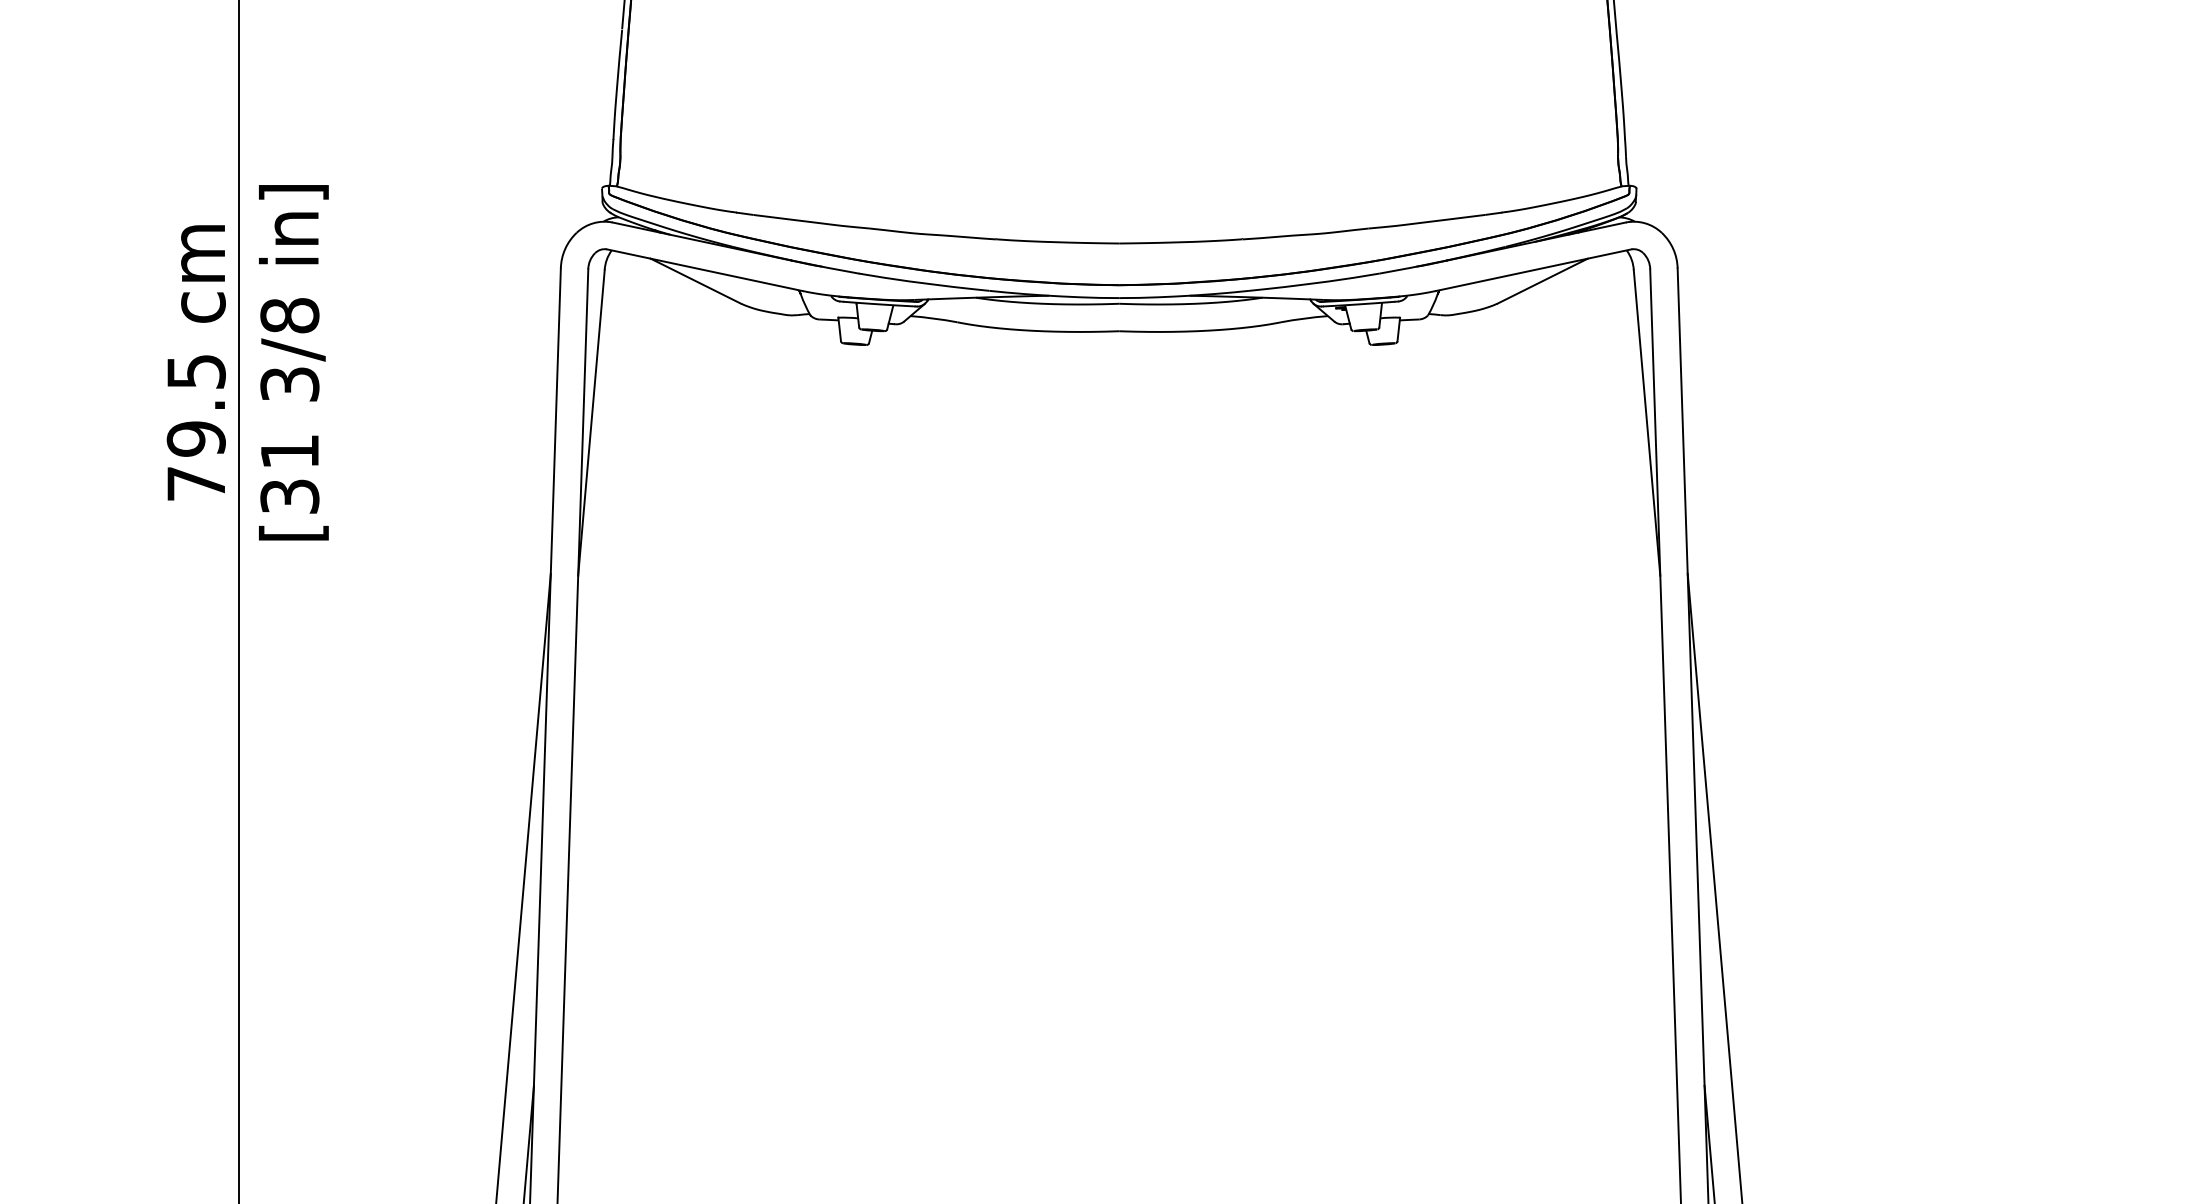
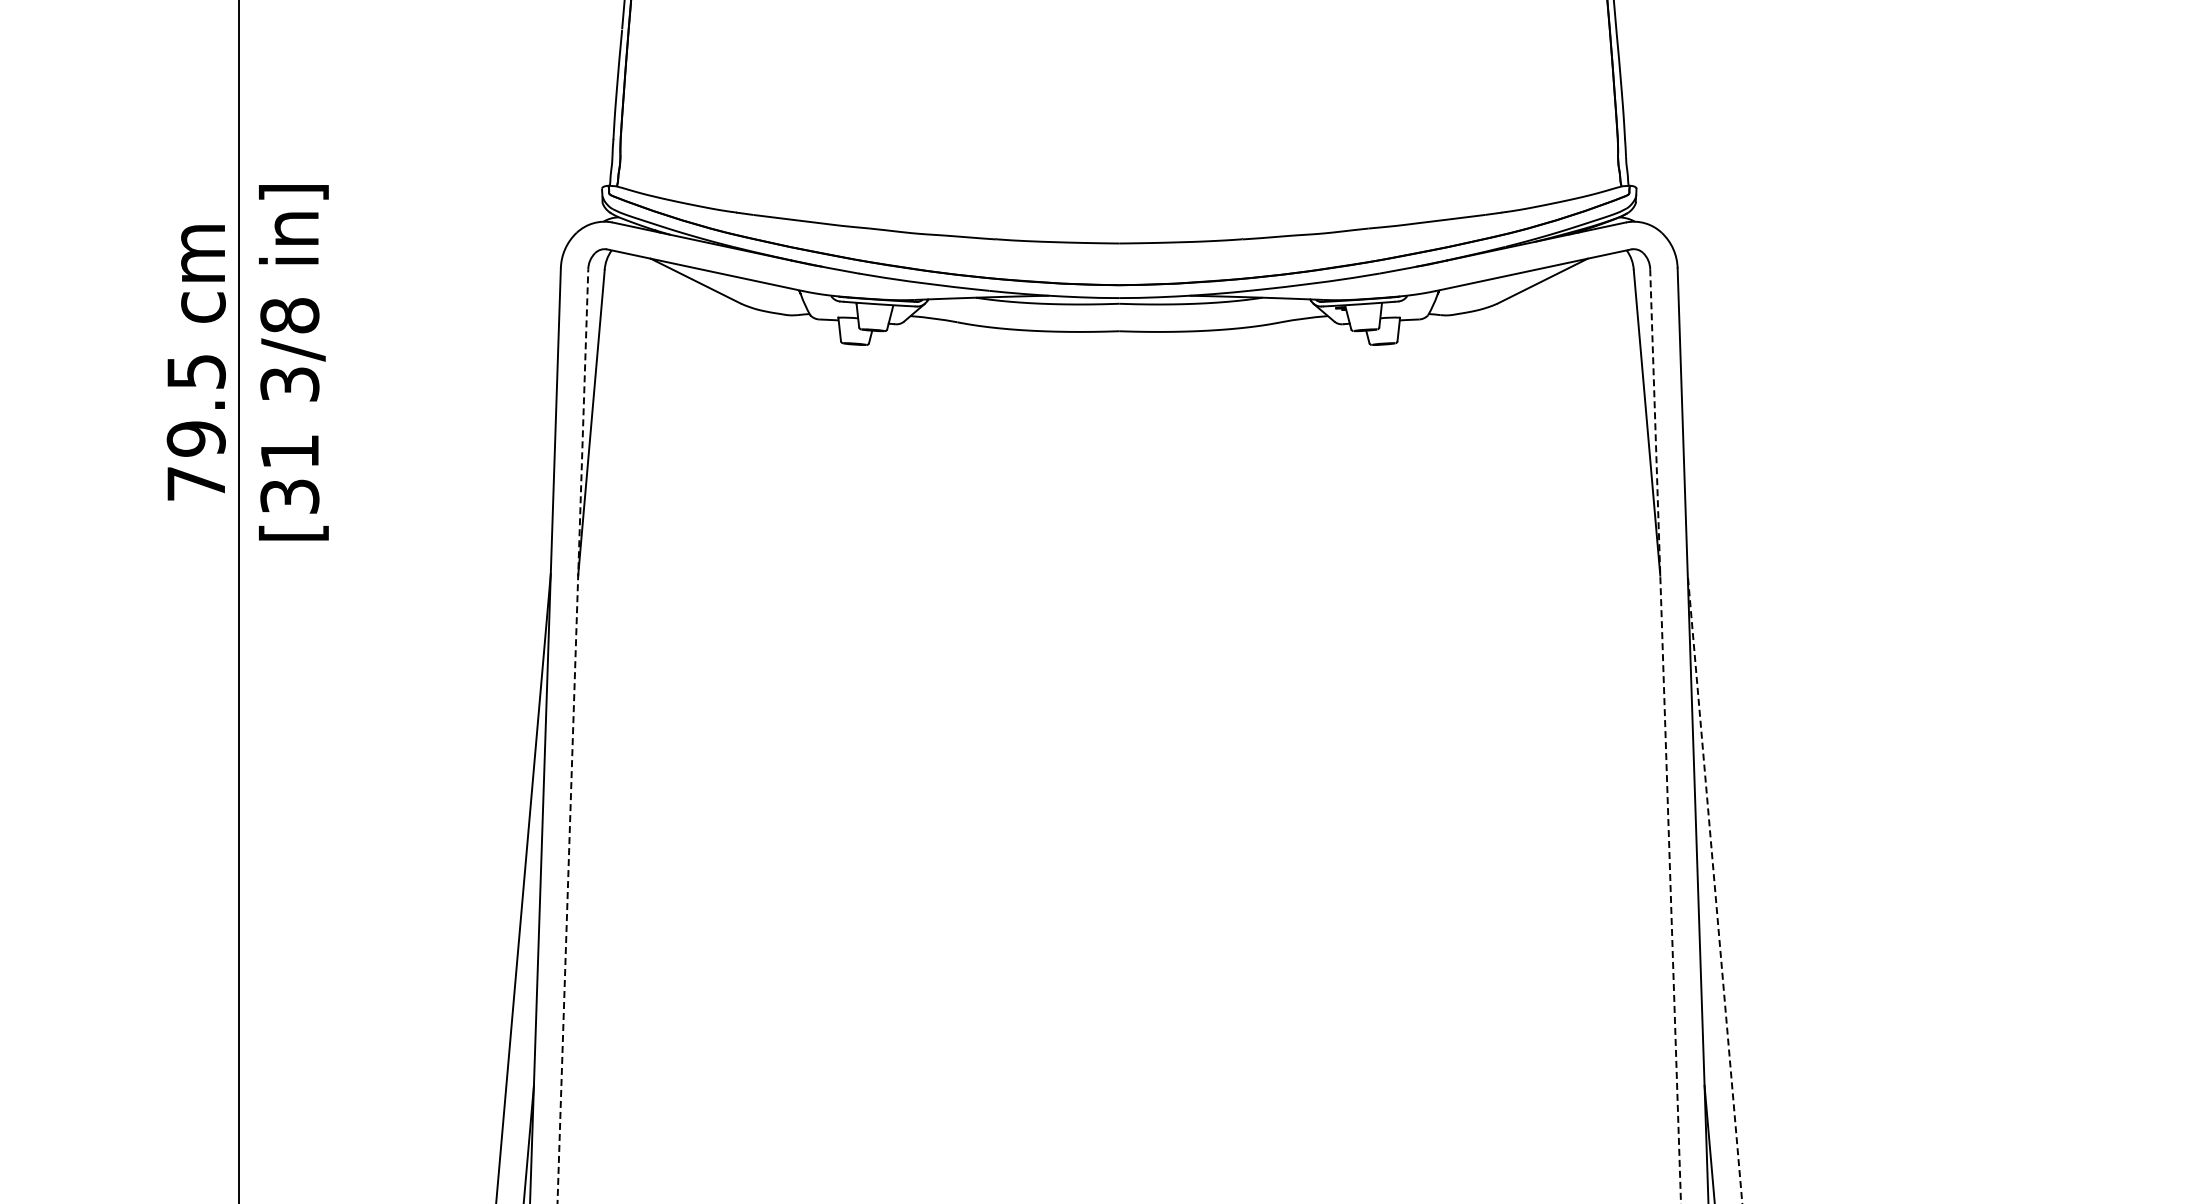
line: solid -> dashed (572, 736)
line: solid -> dashed (1665, 736)
line: solid -> dashed (1715, 888)
